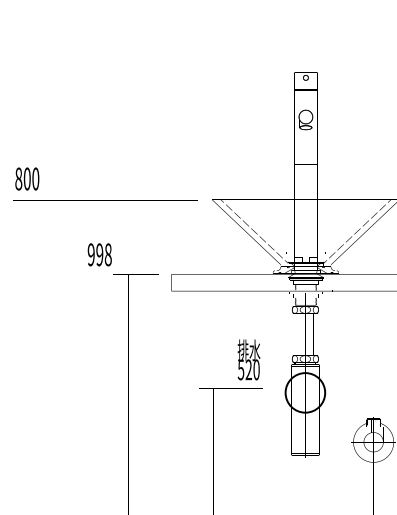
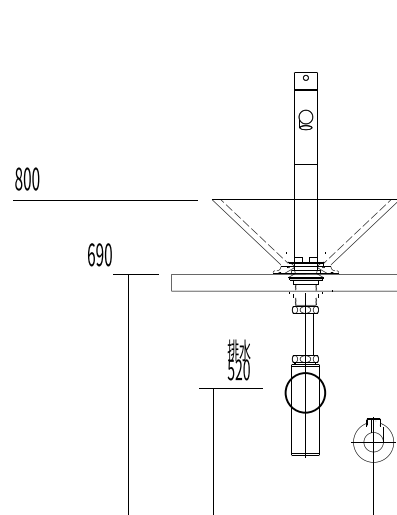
text: 998 -> 690 (99, 254)
text position: (248, 359) -> (238, 359) (238, 359)
